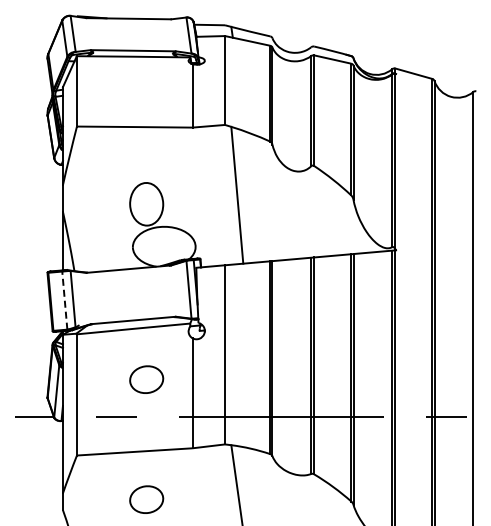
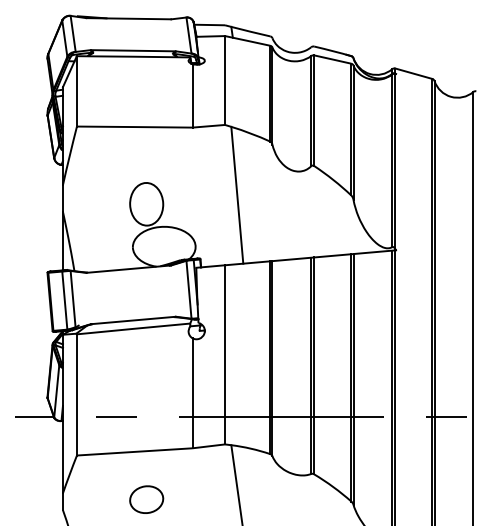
line: dashed -> solid (64, 300)
part: present -> none (146, 379)
